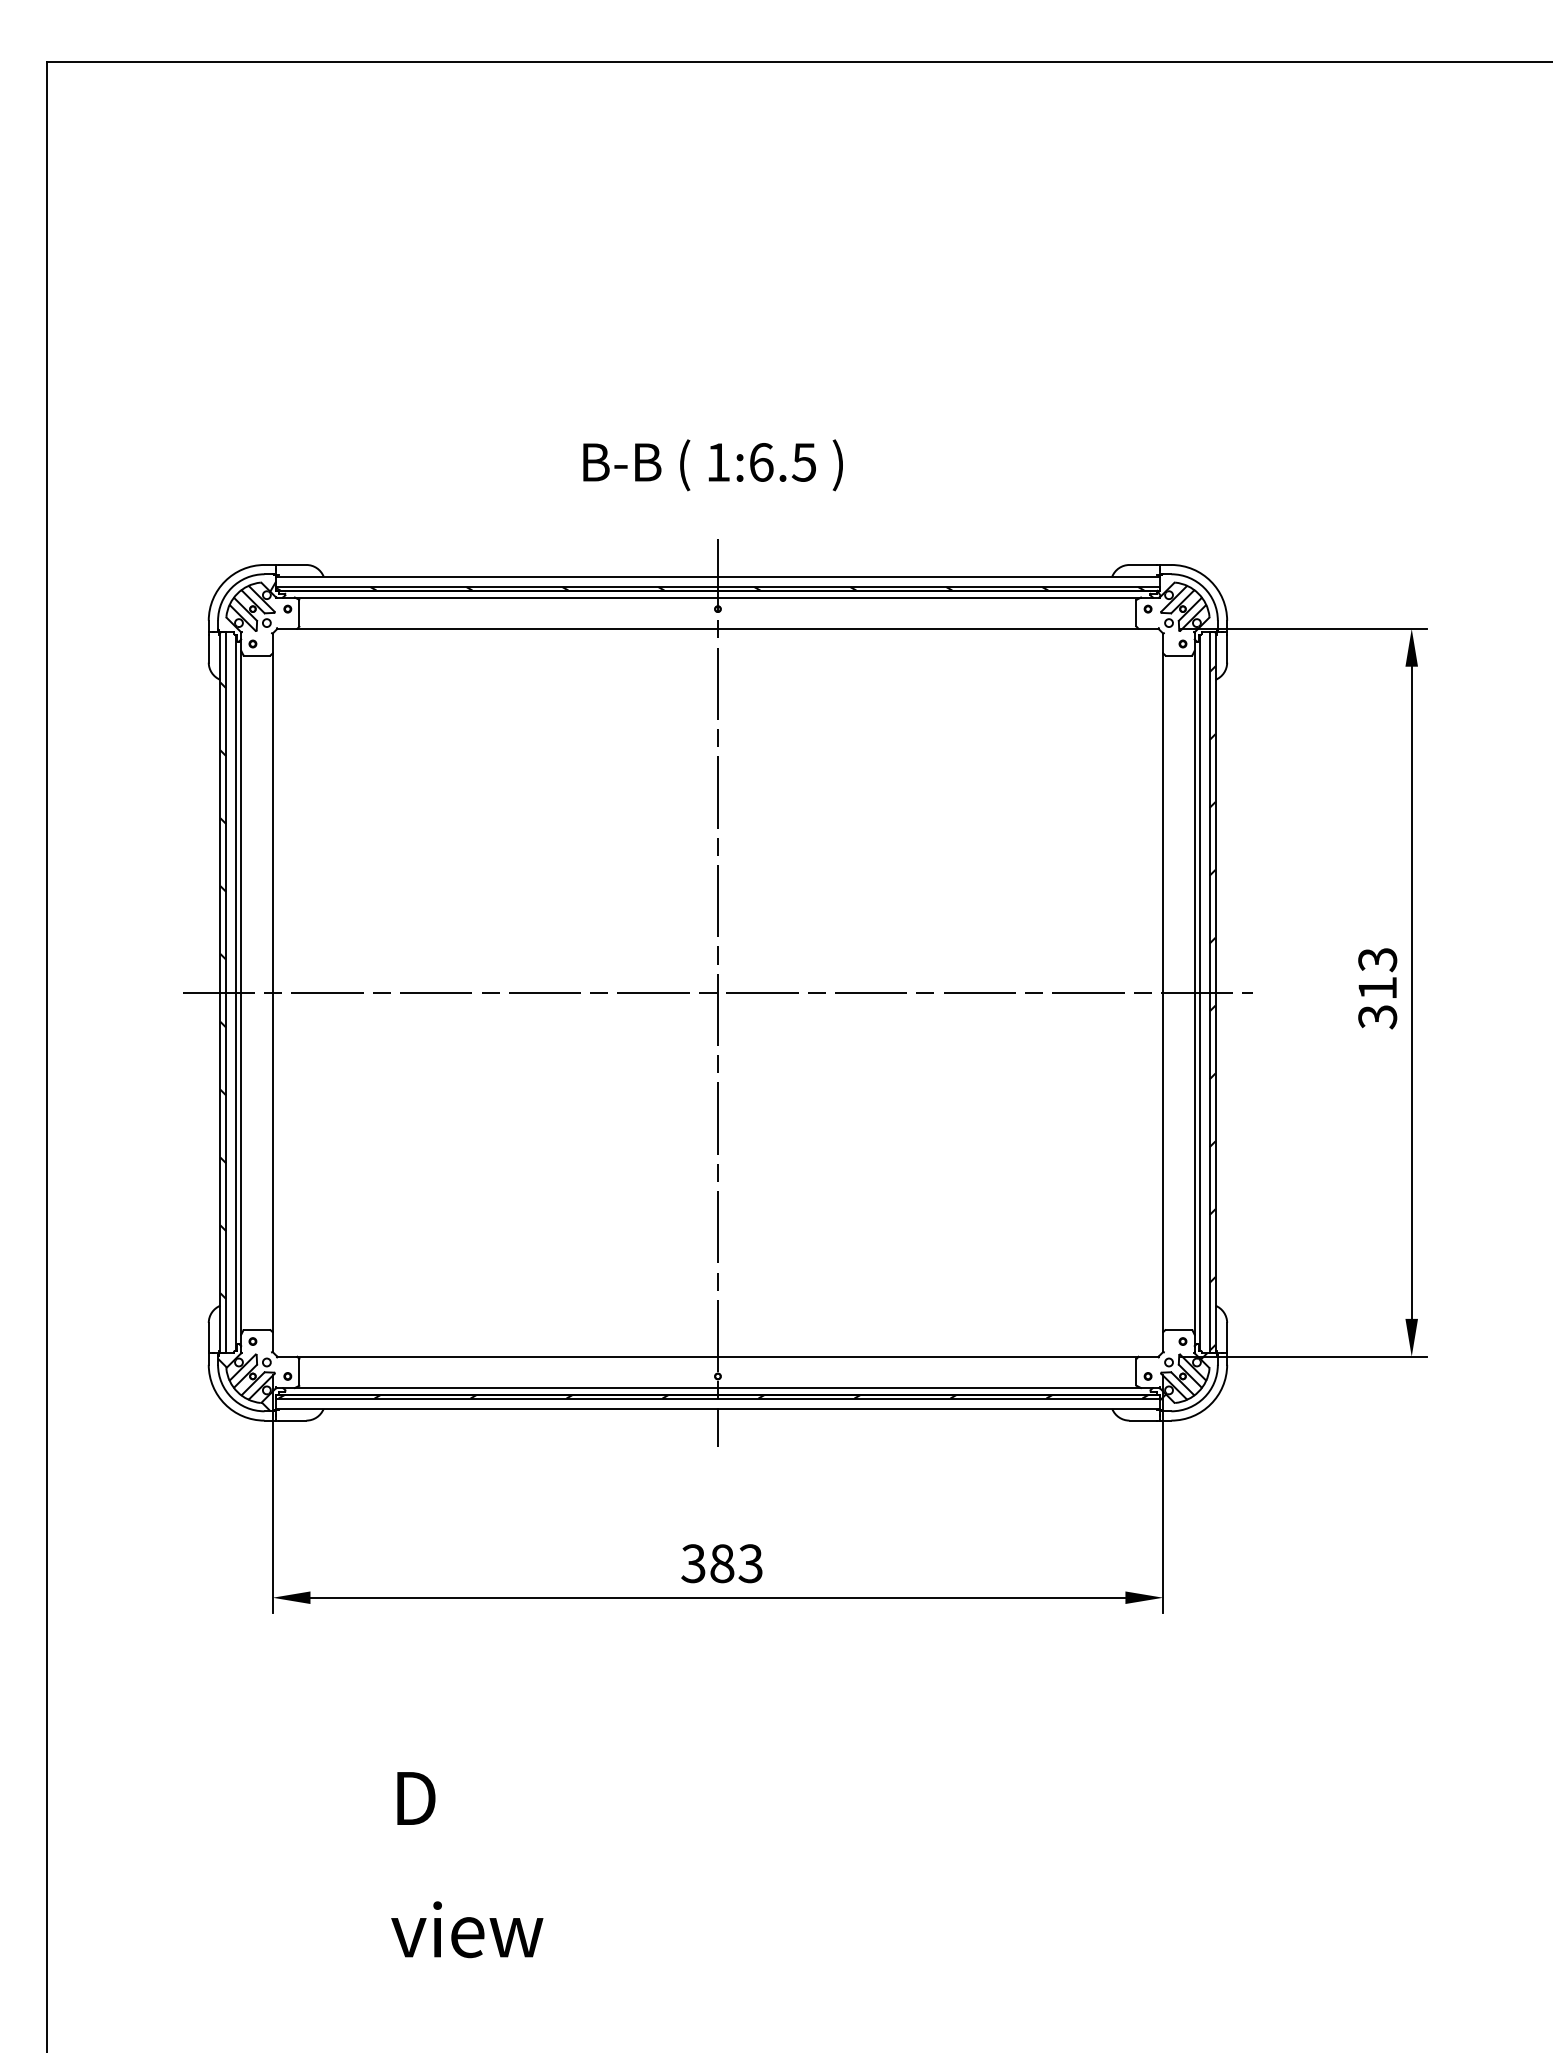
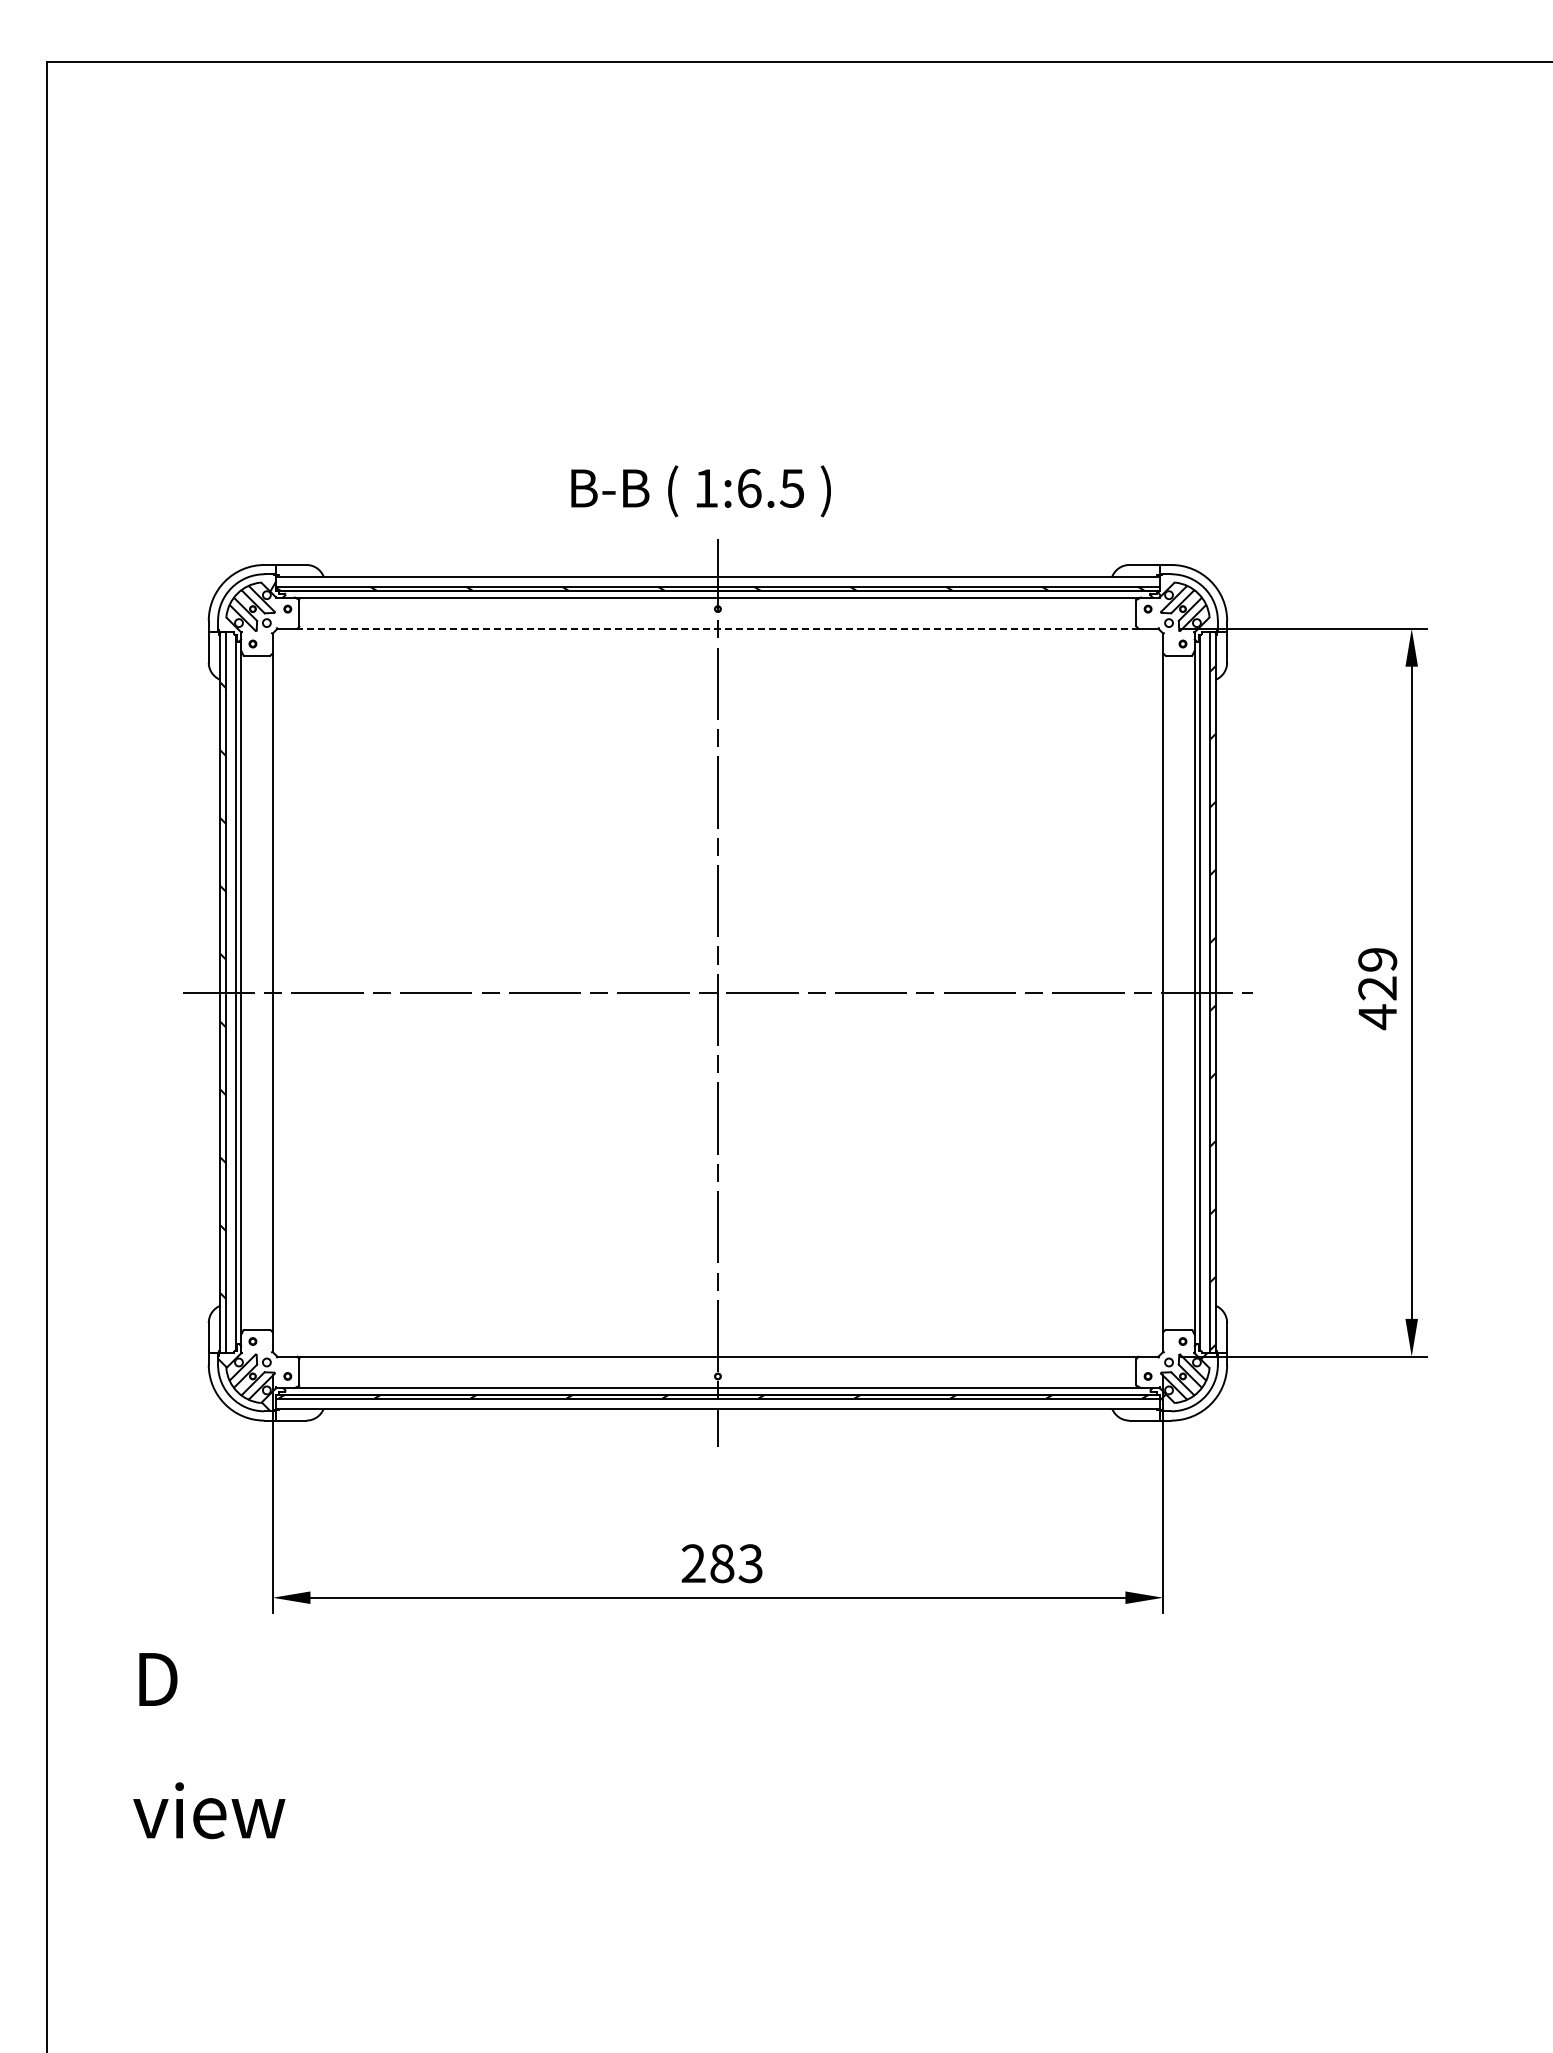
text position: (712, 465) -> (700, 491) (700, 491)
line: solid -> dashed (717, 628)
text: 313 -> 429 (1377, 989)
text: 383 -> 283 (693, 1563)
text position: (467, 1865) -> (209, 1746) (209, 1746)
